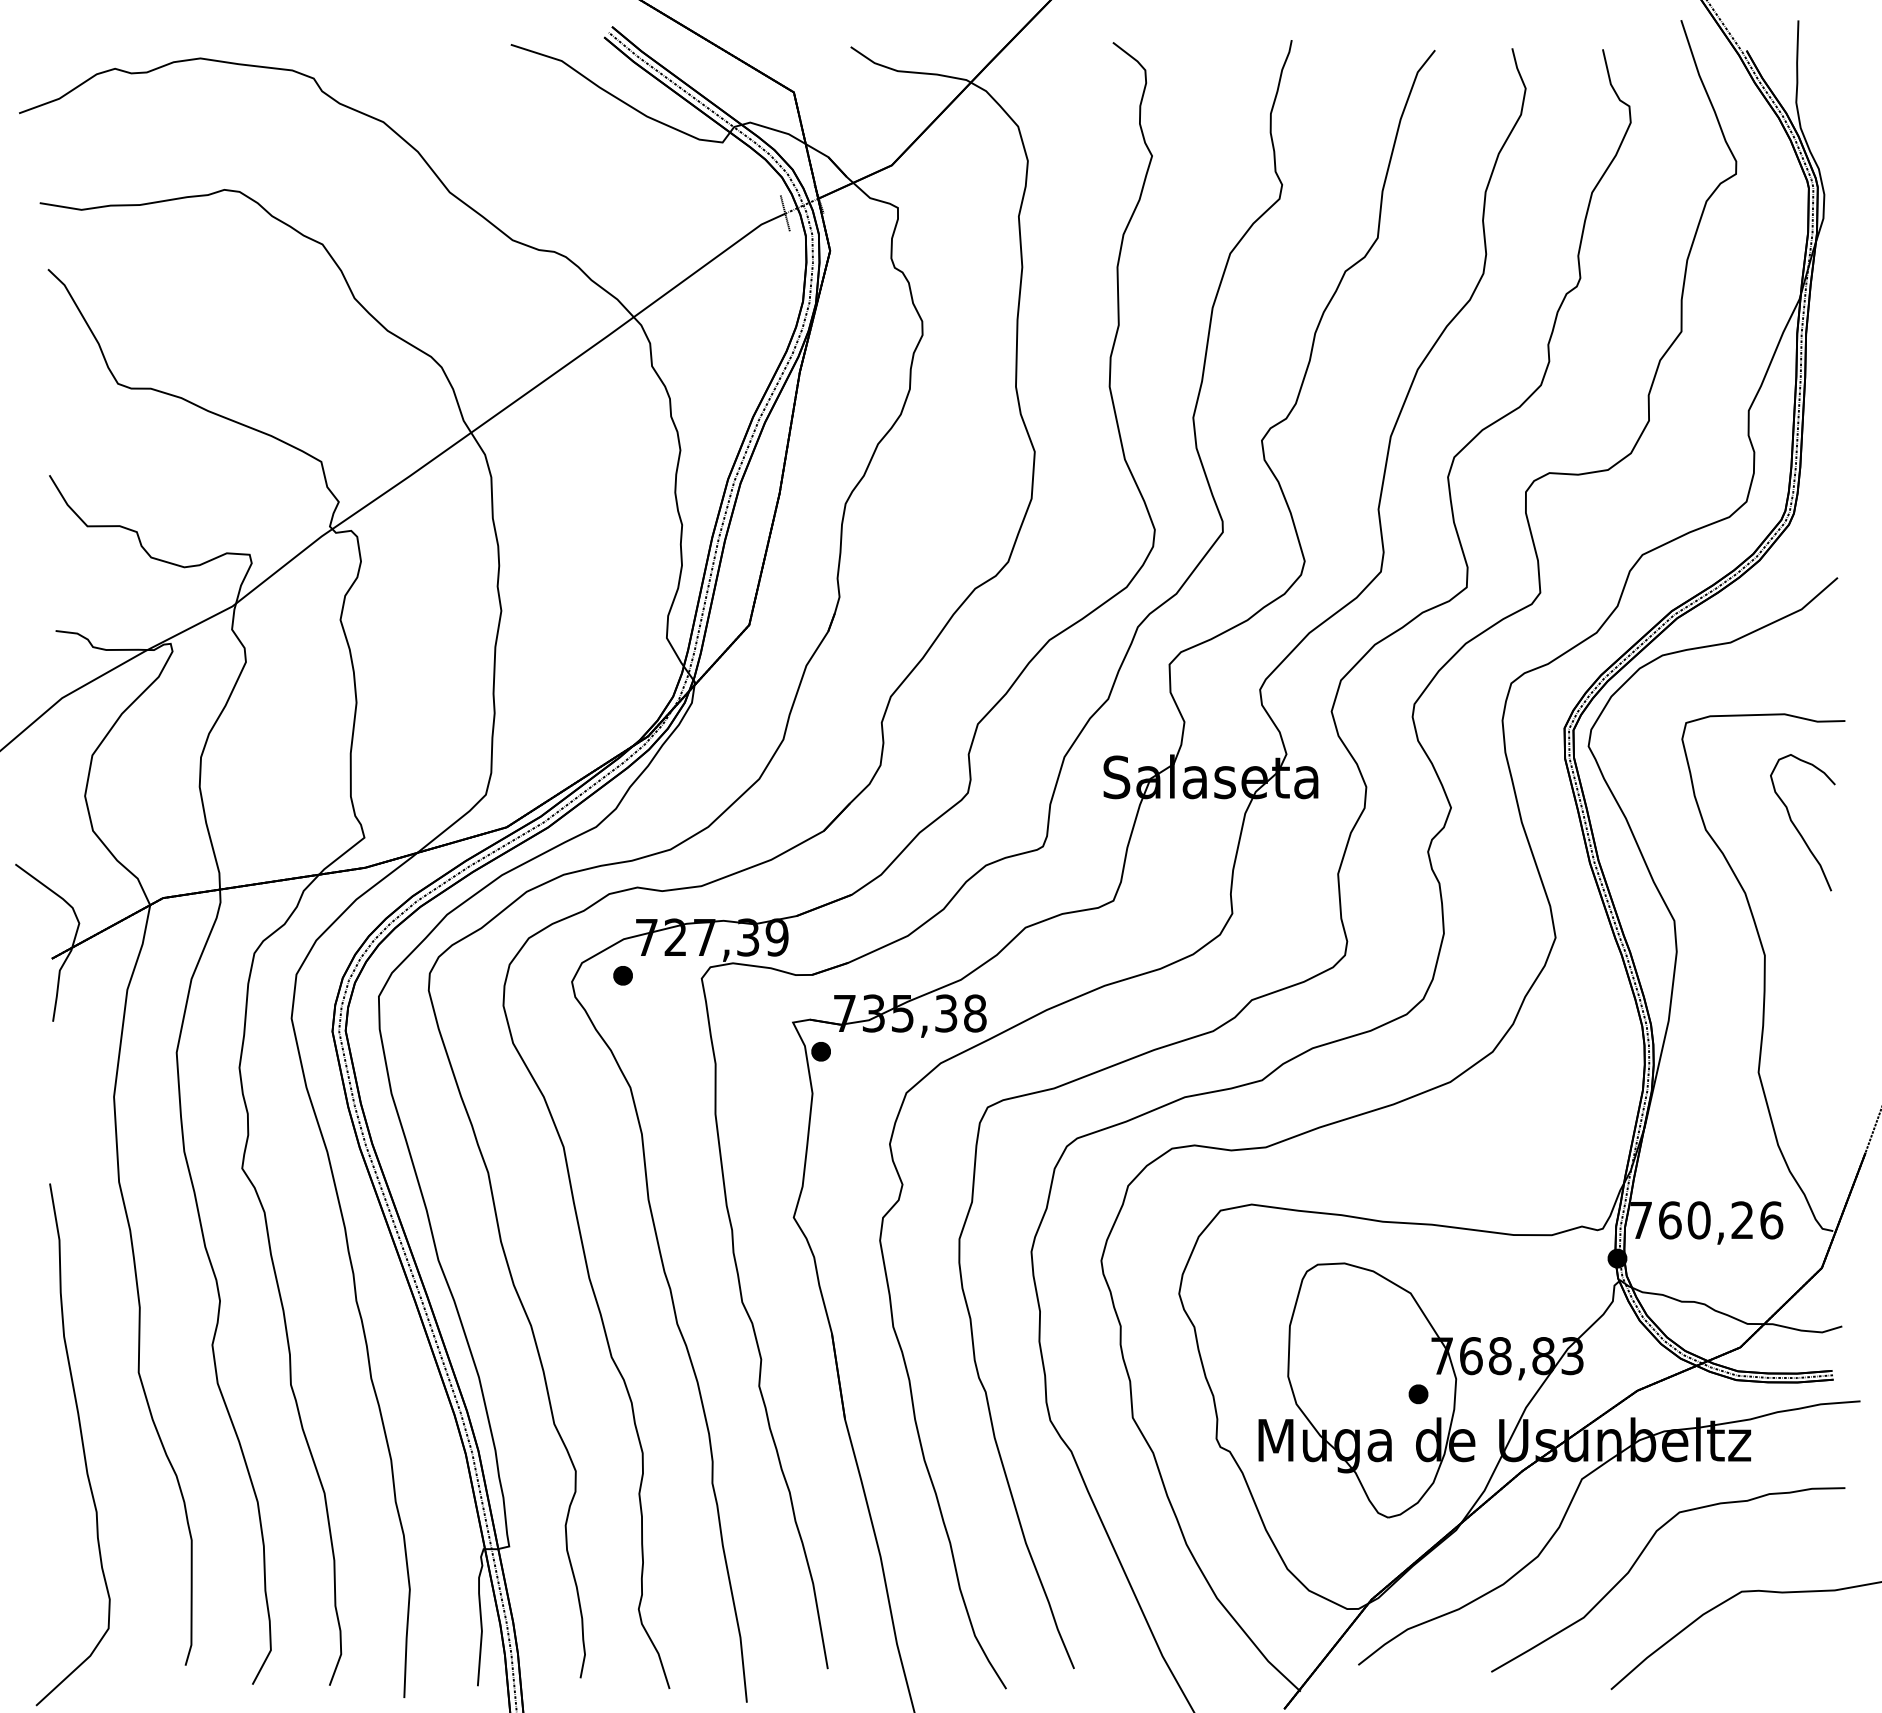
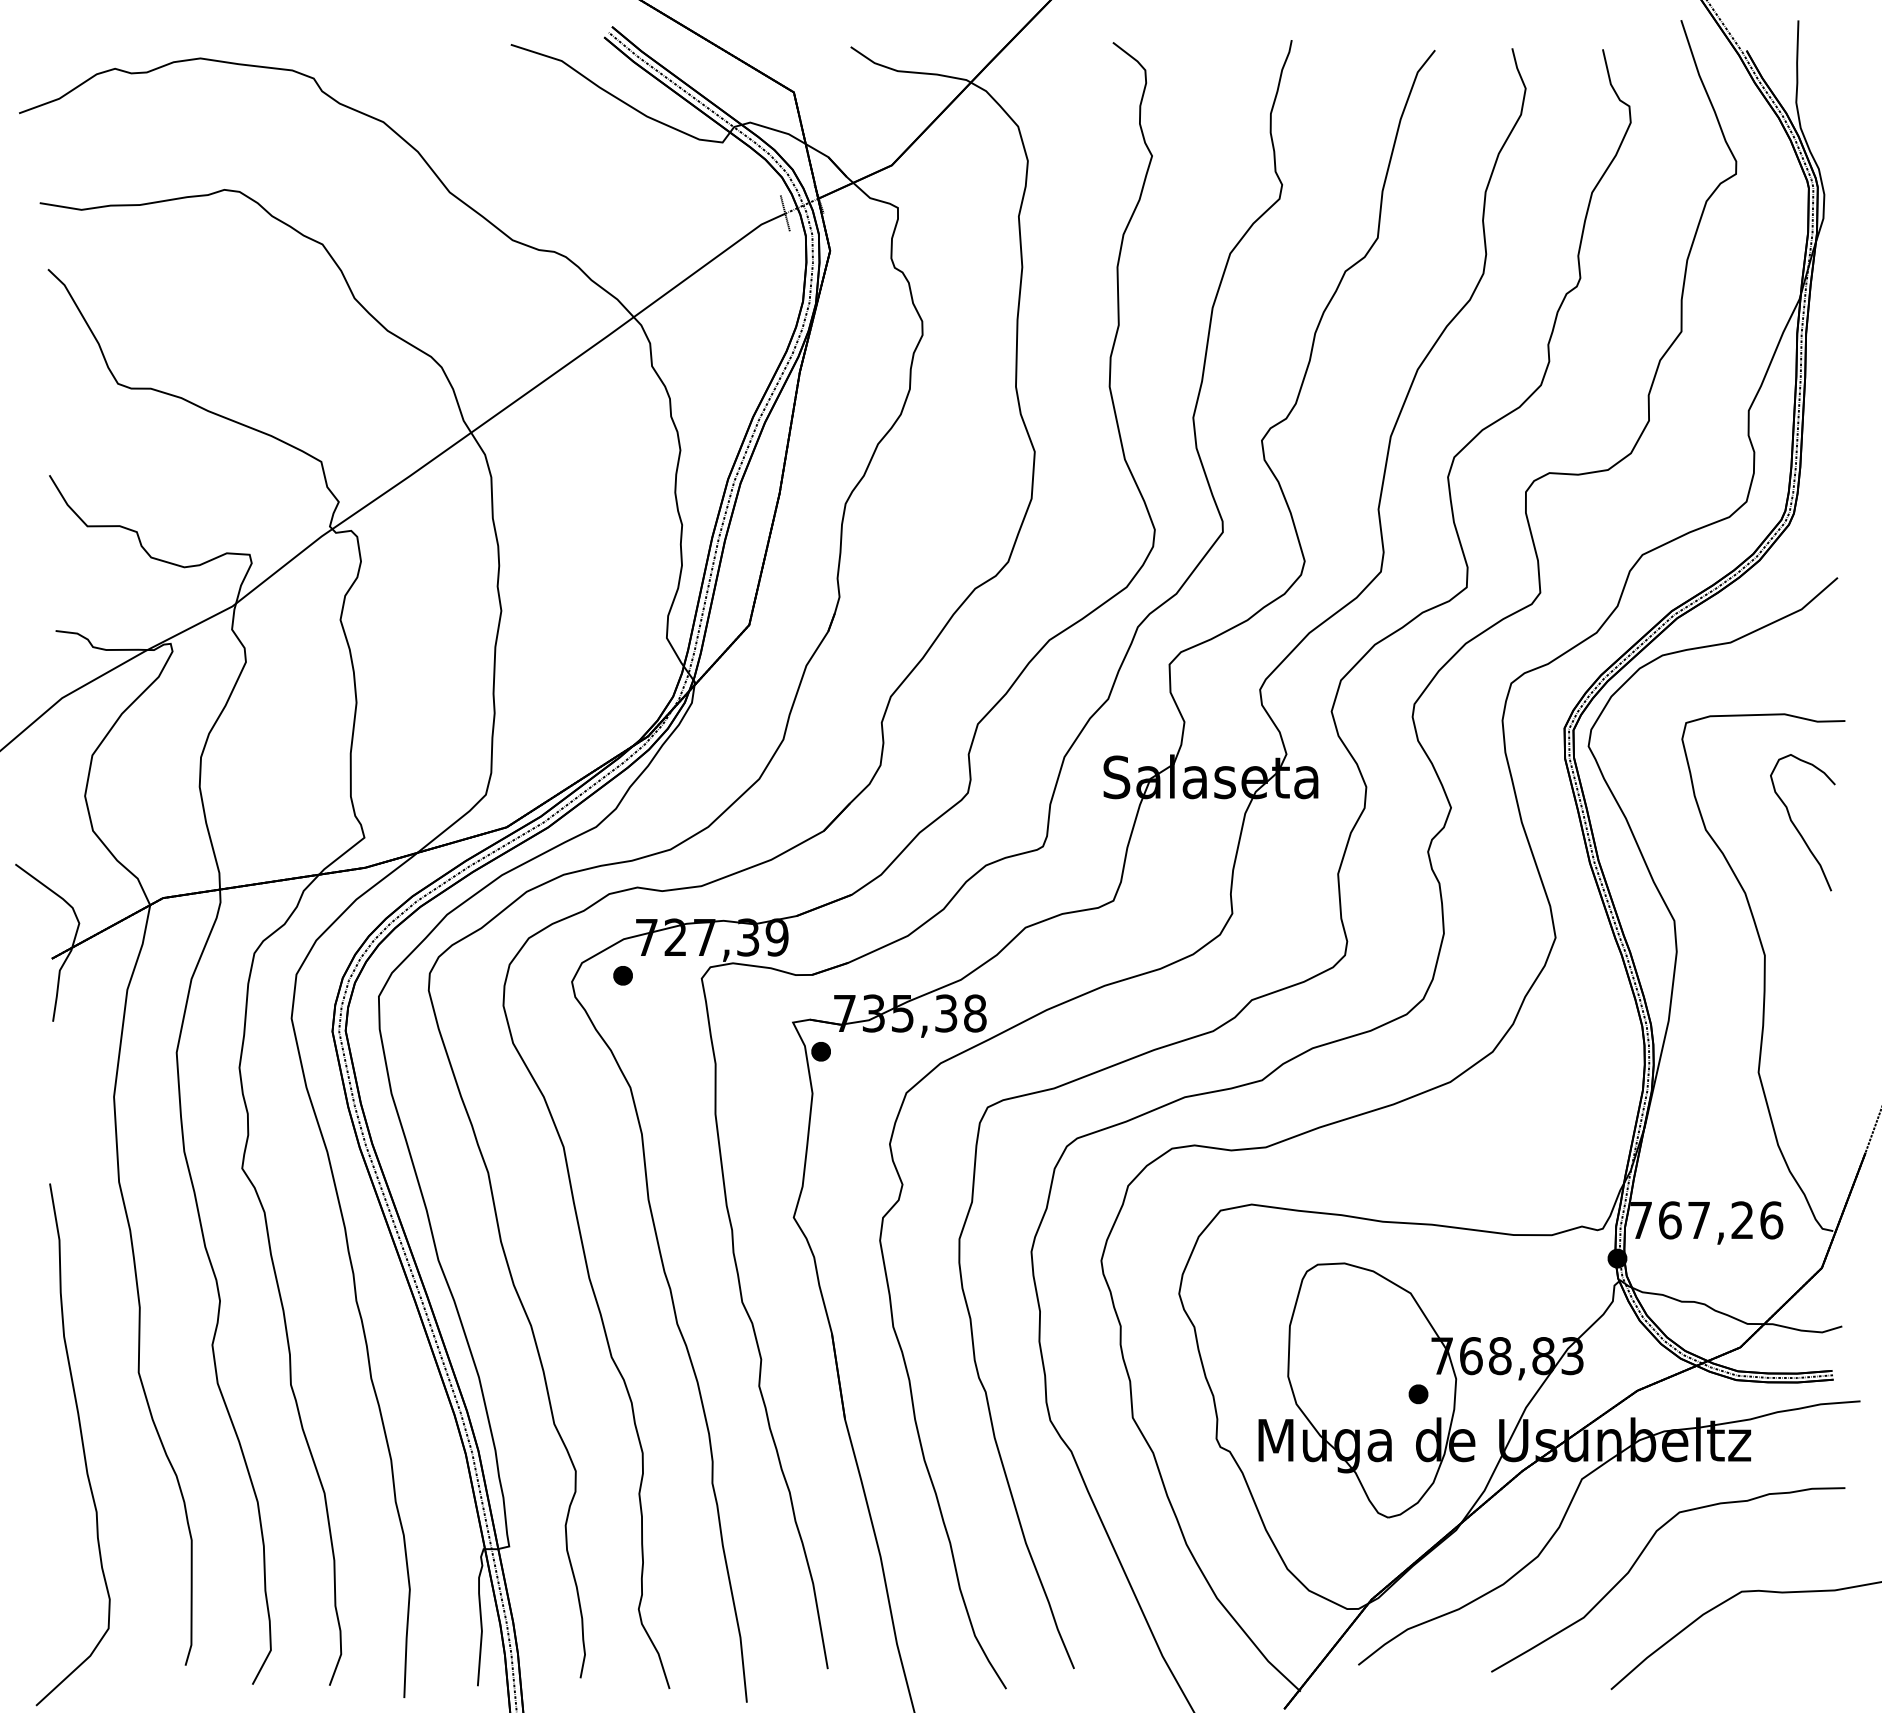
text: 760,26 -> 767,26 (1698, 1220)
